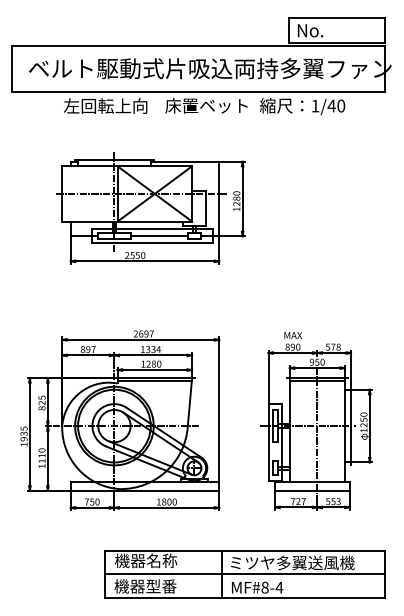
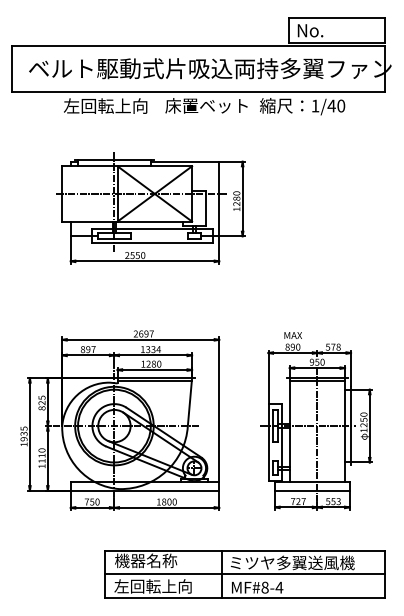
line: present -> none (158, 236)
text: 機器型番 -> 左回転上向 (152, 586)
